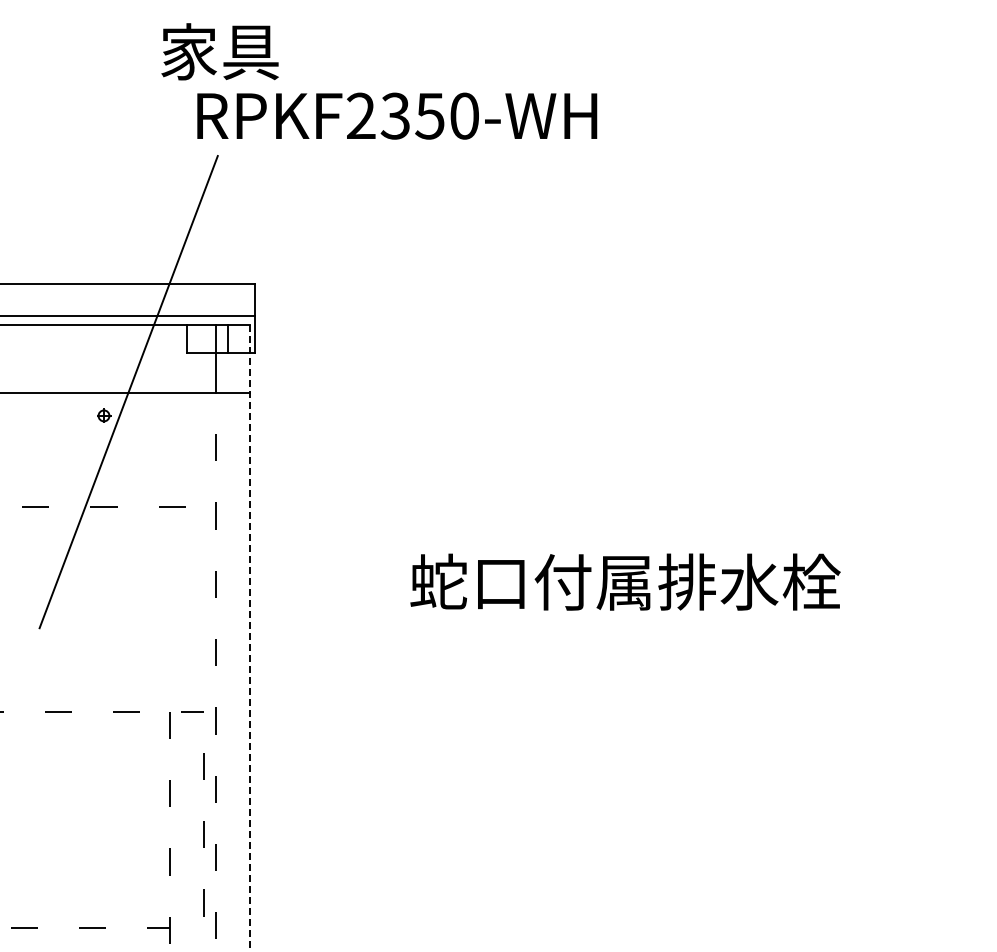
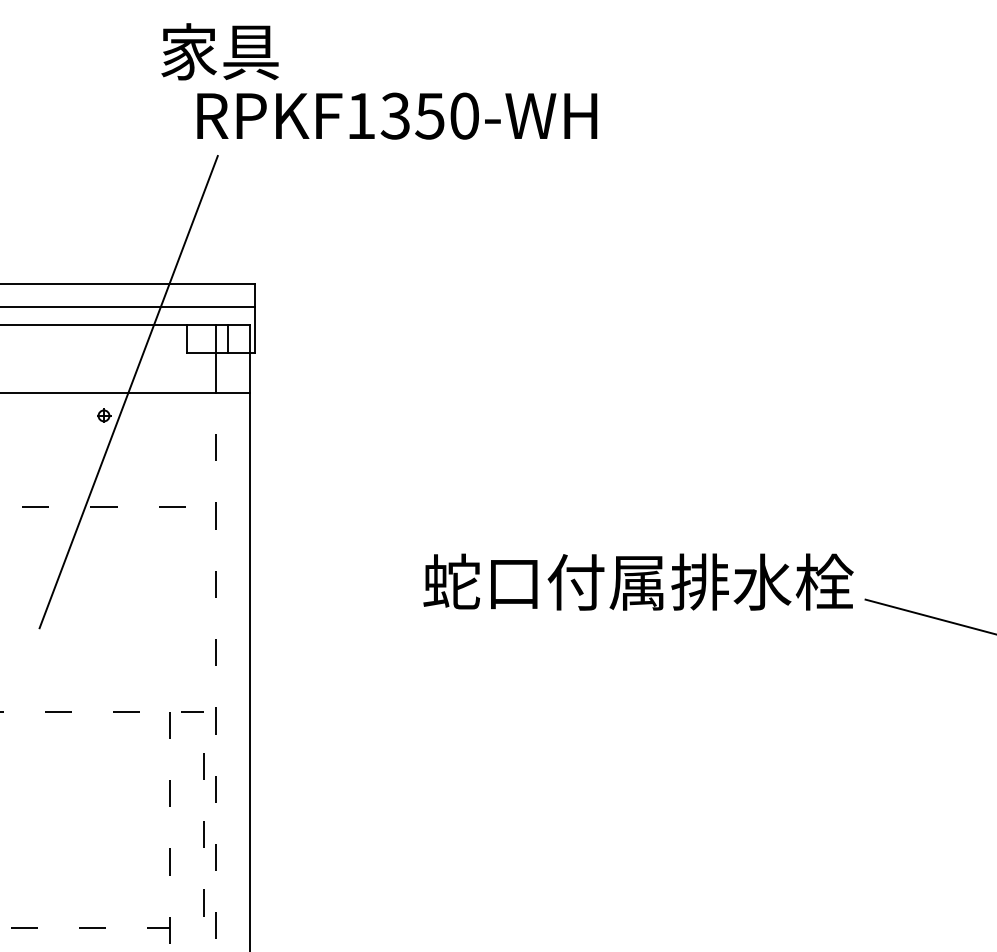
text: RPKF2350-WH -> RPKF1350-WH (361, 115)
line position: (128, 316) -> (128, 307) (128, 307)
text position: (625, 581) -> (638, 581) (638, 581)
line: none -> present (929, 616)
line: dashed -> solid (249, 638)
